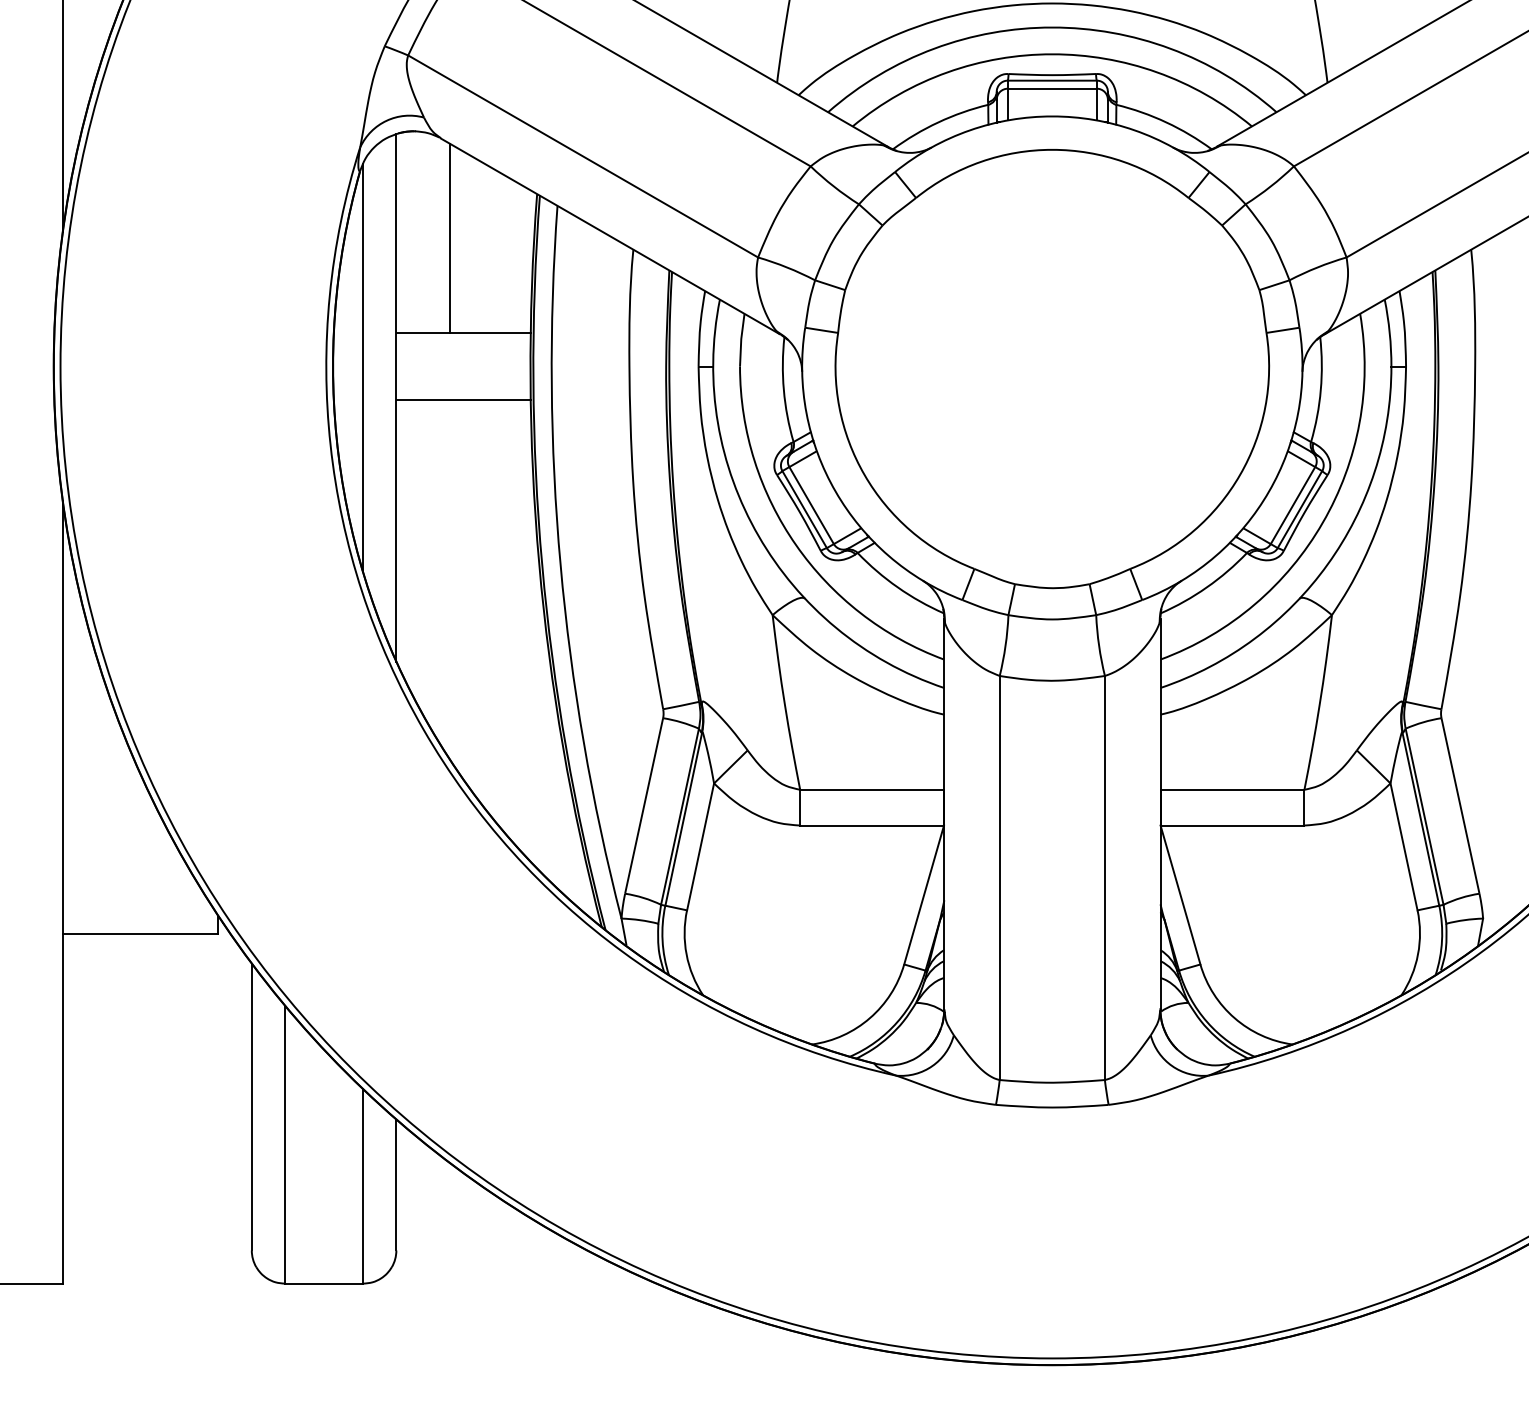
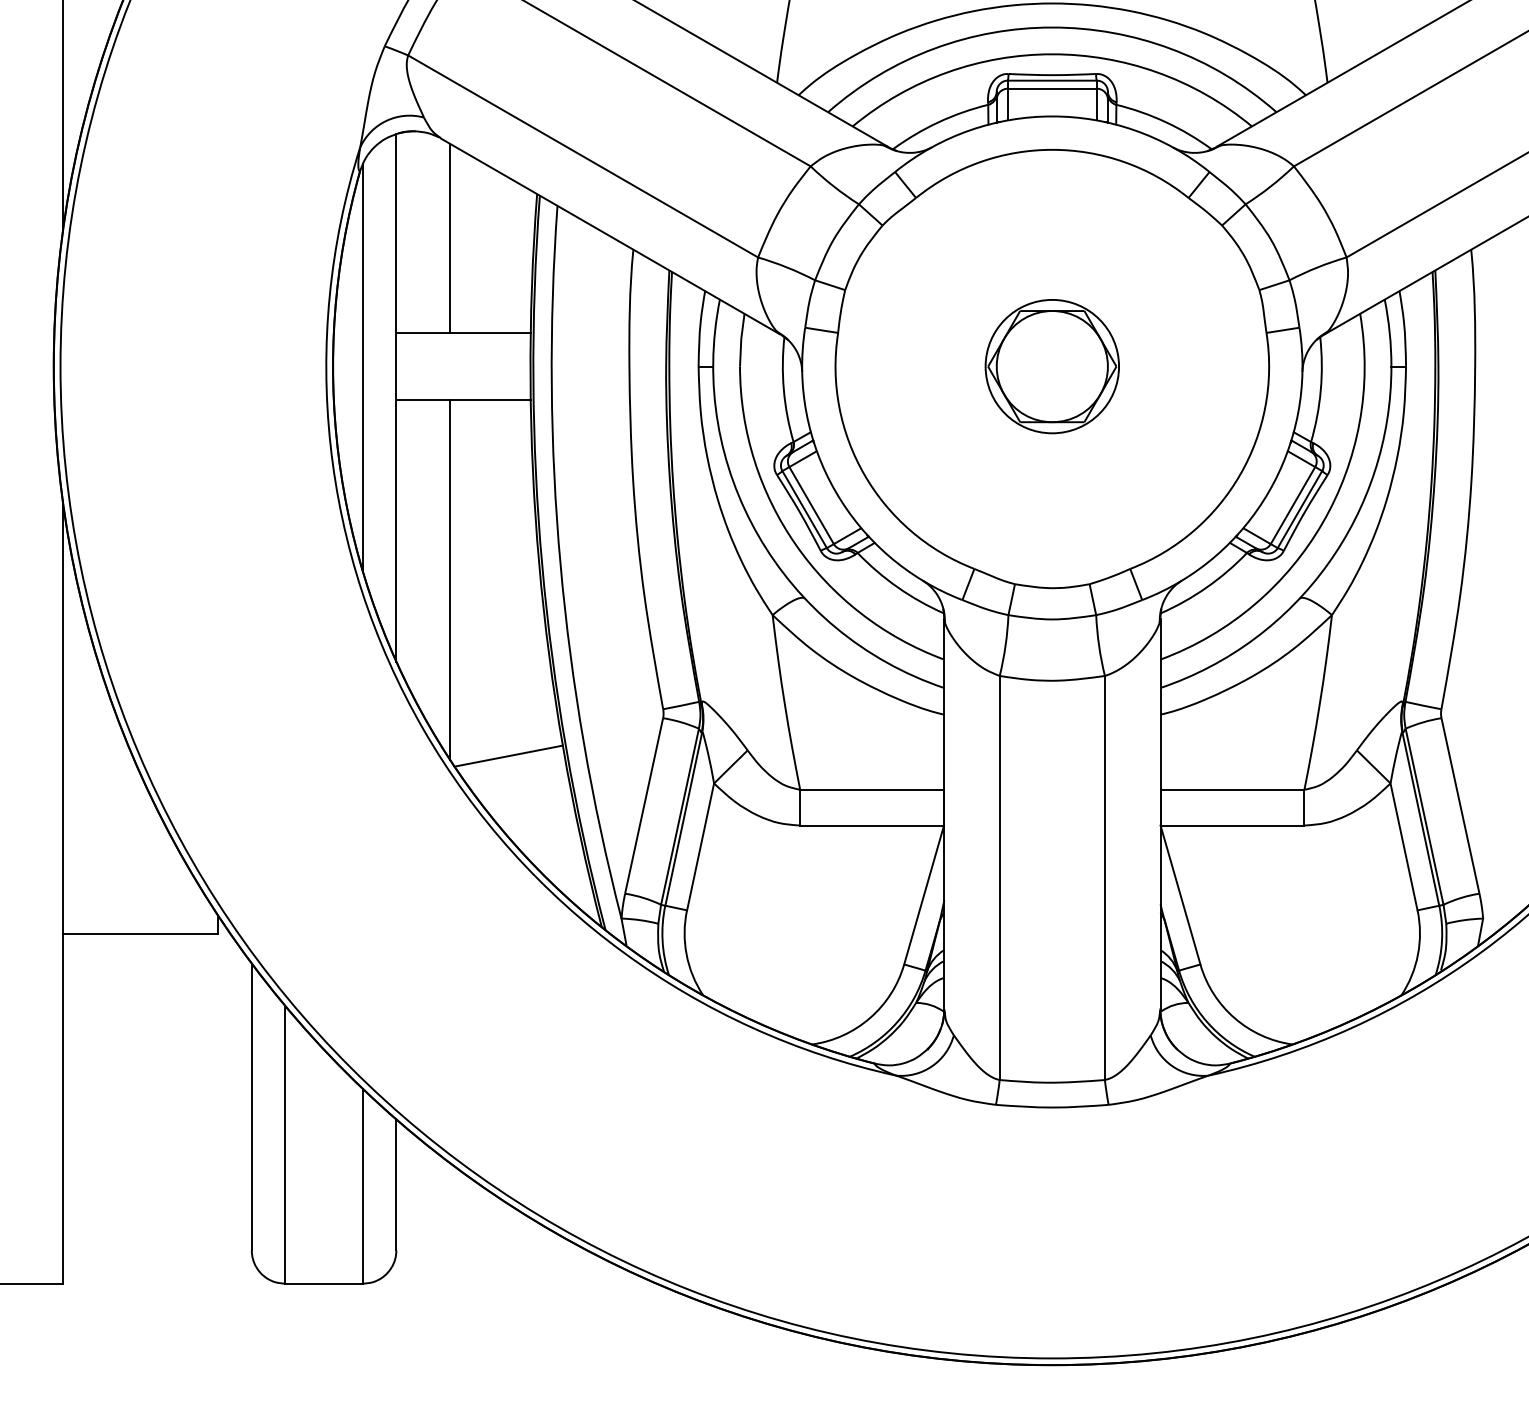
part: none -> present (1051, 366)
line: none -> present (450, 580)
line: none -> present (508, 755)
